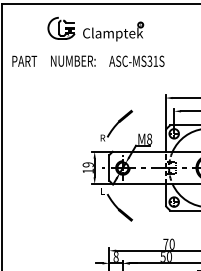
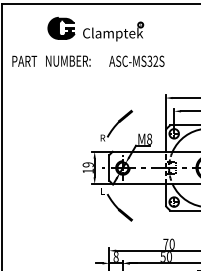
fill: none -> present (61, 27)
text position: (73, 60) -> (68, 60) (68, 60)
text: ASC-MS31S -> ASC-MS32S (155, 60)
